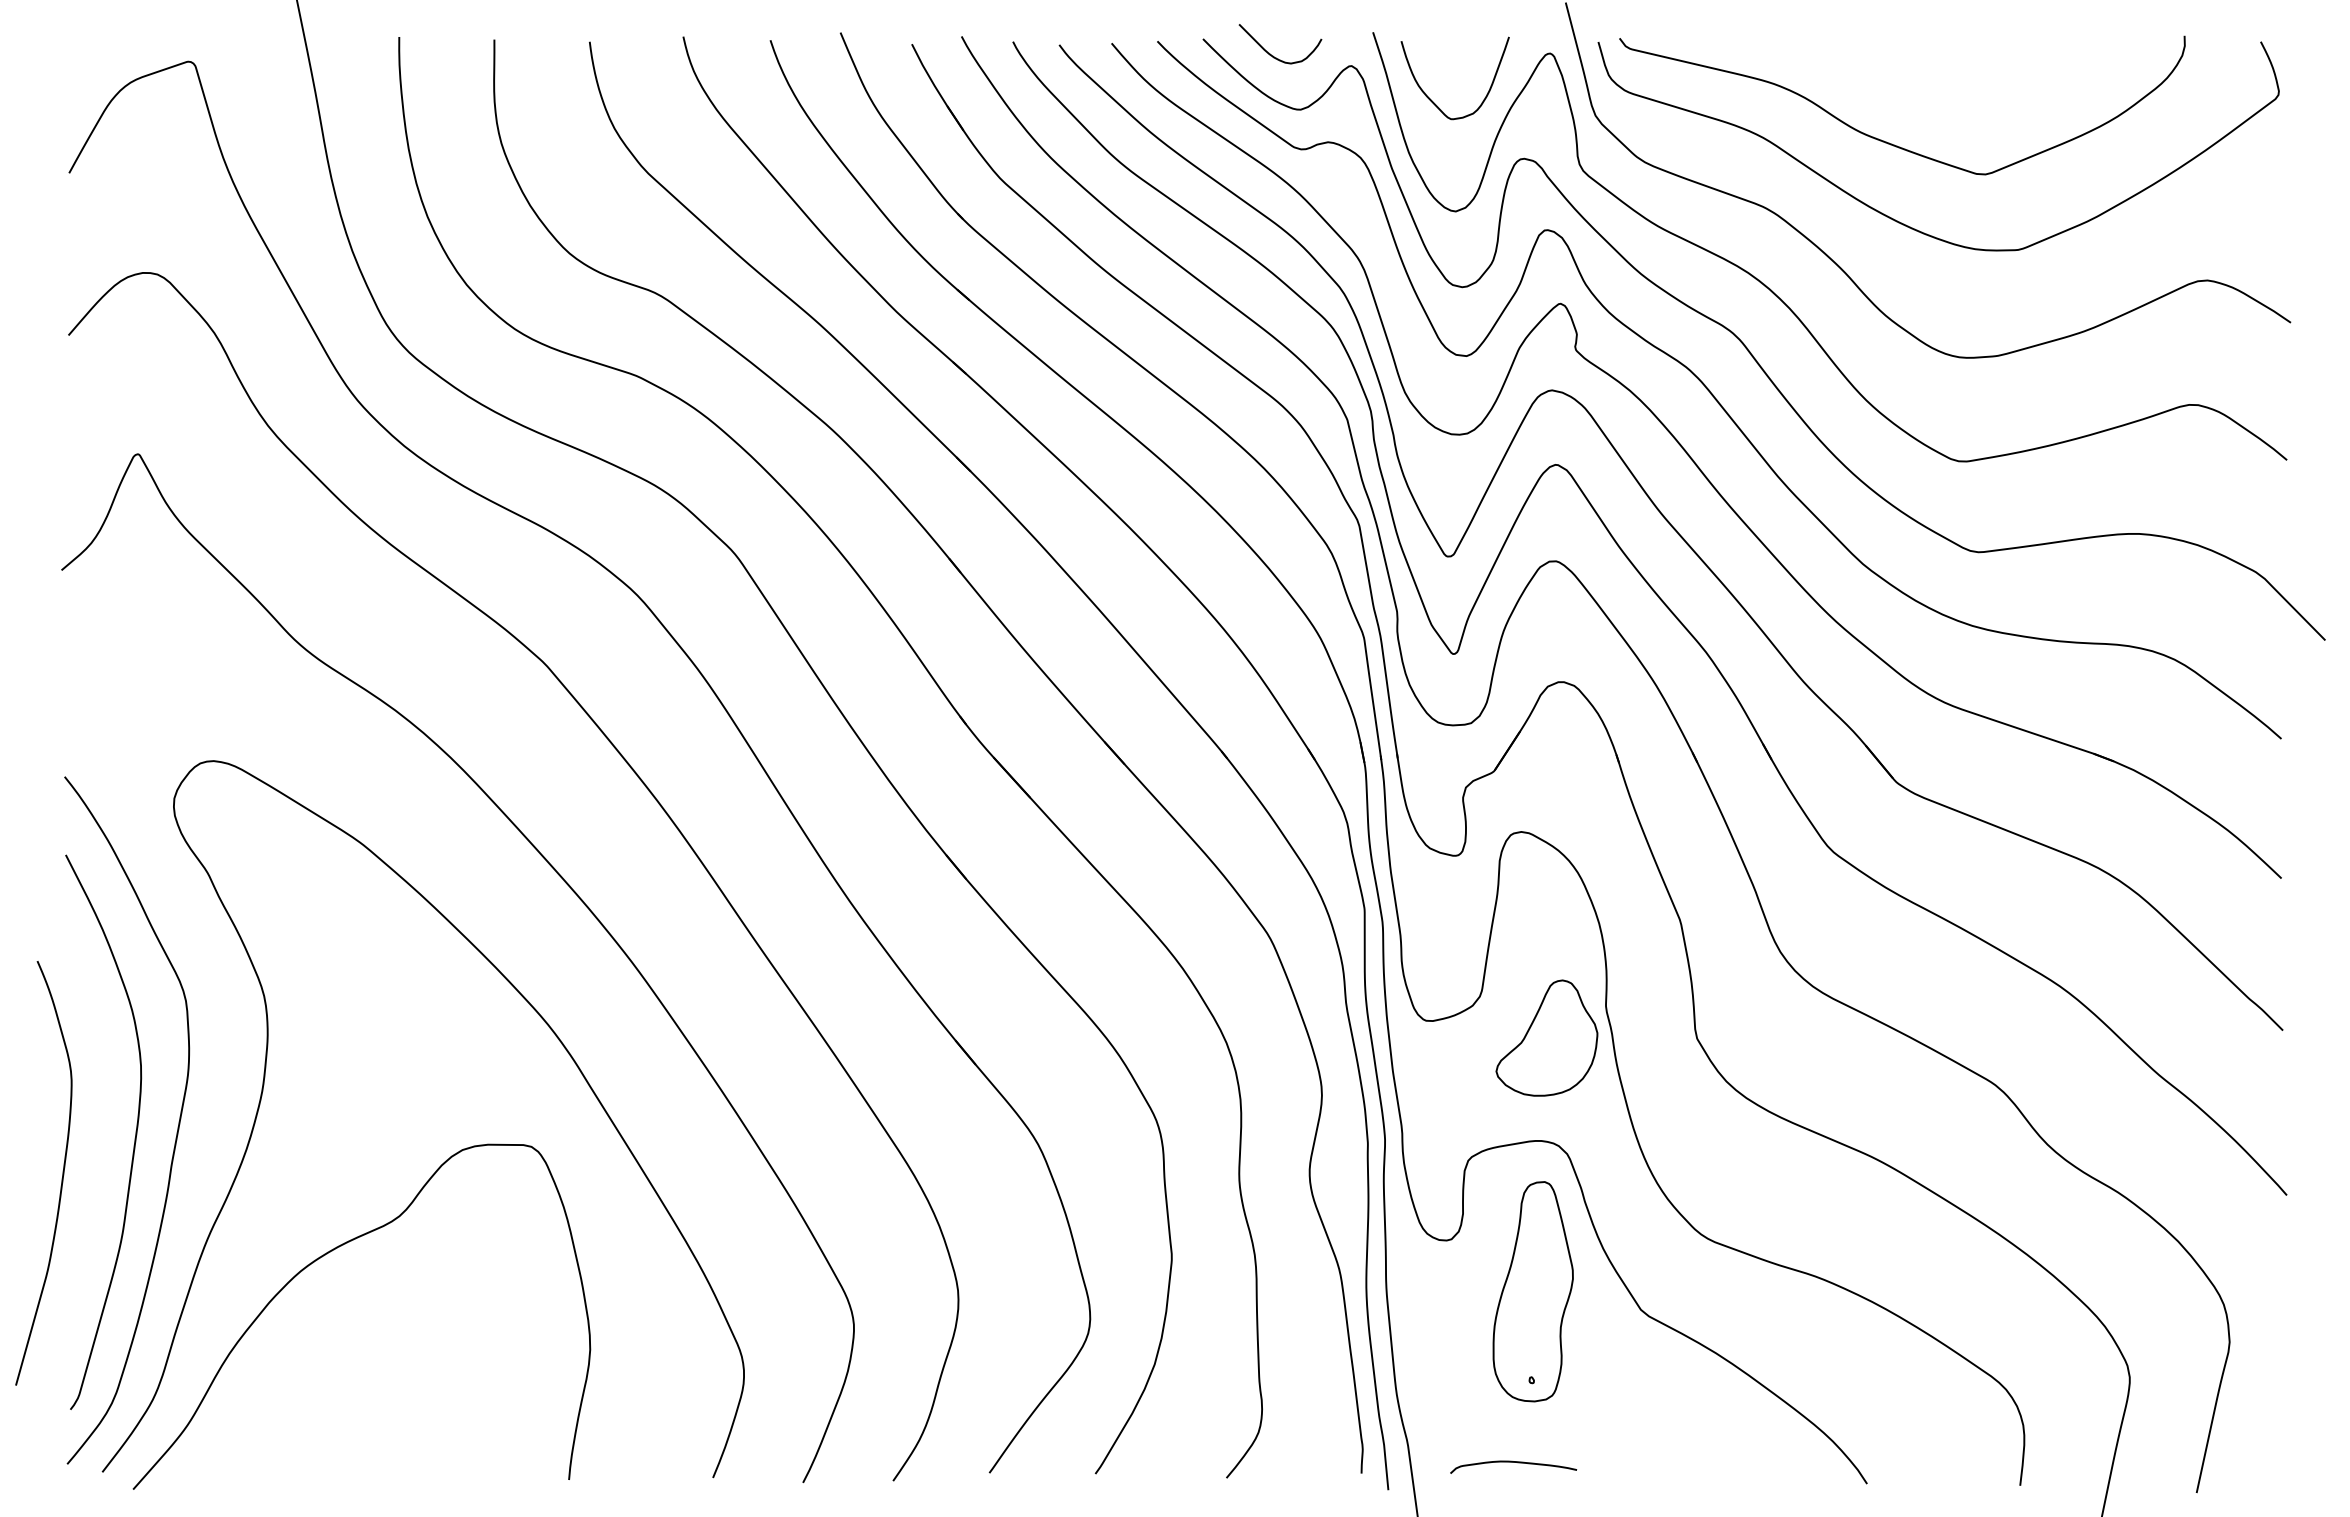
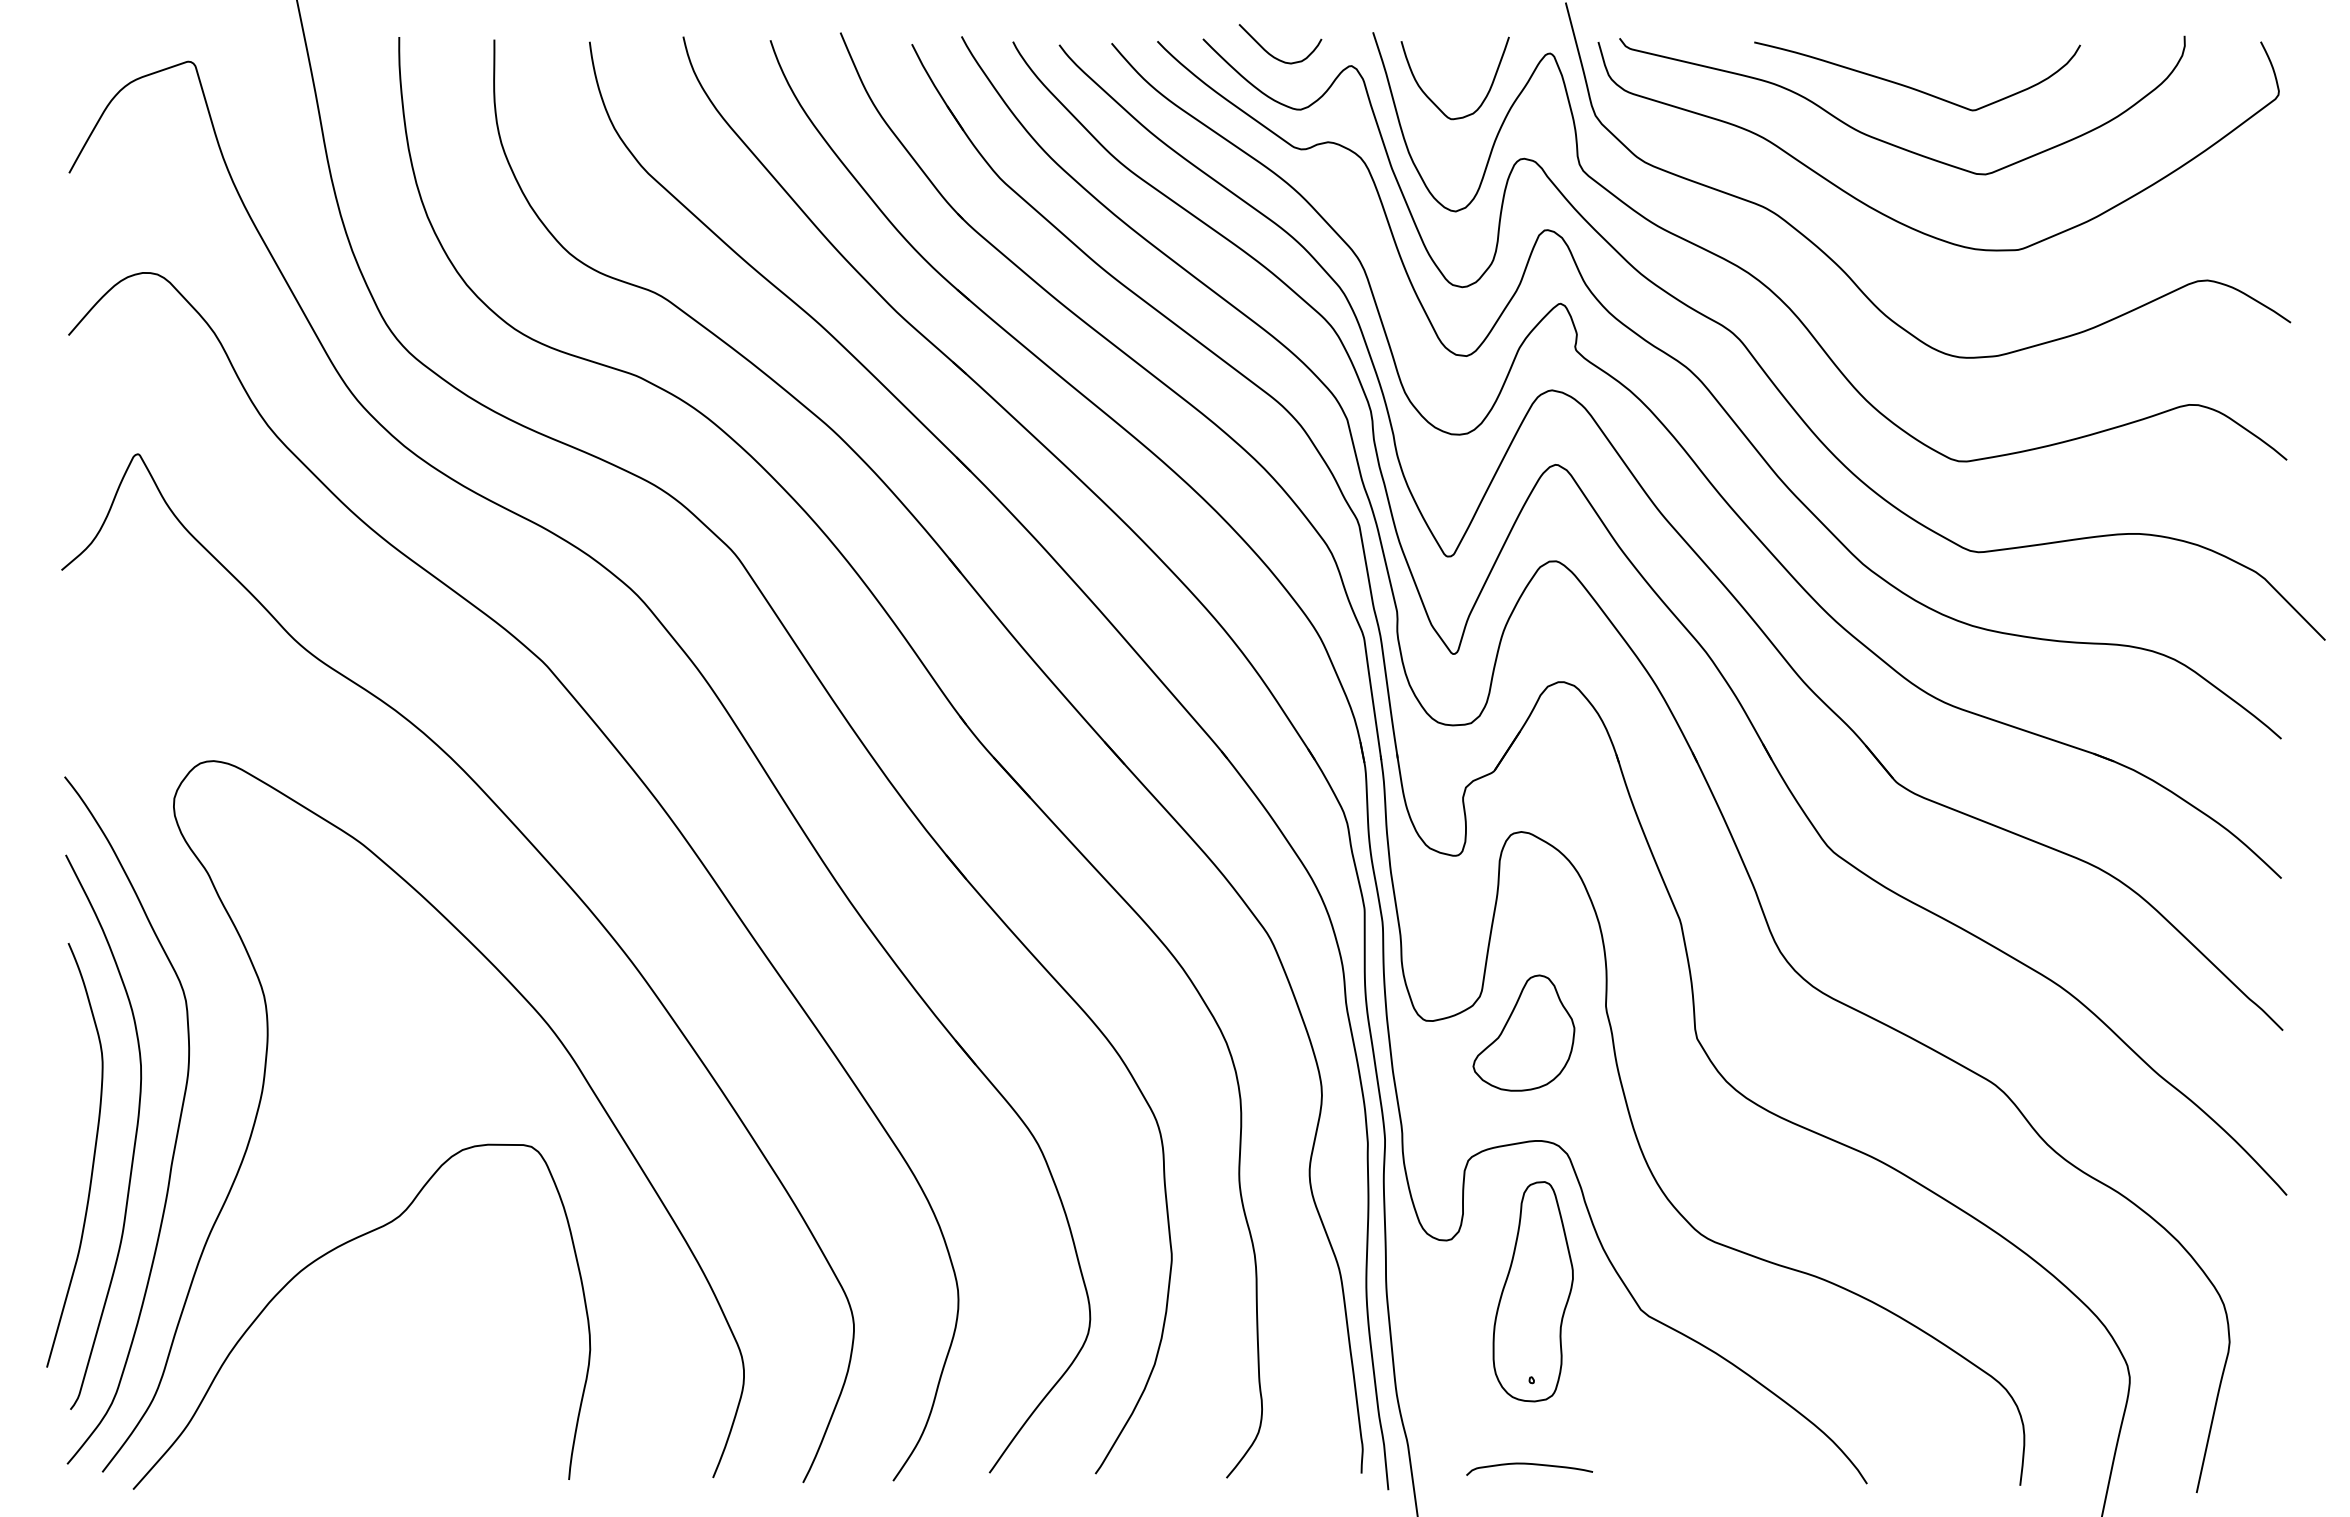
curve: none -> present (1912, 87)
part position: (1546, 1037) -> (1523, 1032) (1523, 1032)
curve position: (61, 1178) -> (92, 1160) (92, 1160)
curve position: (1513, 1462) -> (1529, 1464) (1529, 1464)
